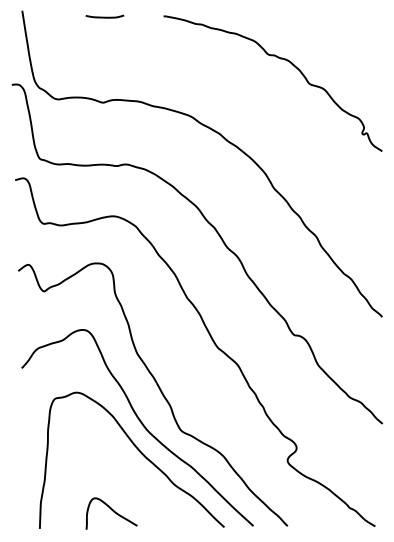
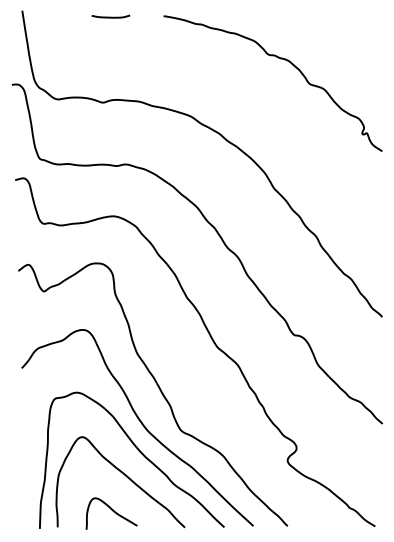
curve position: (104, 16) -> (110, 16) (110, 16)
curve: none -> present (125, 476)
